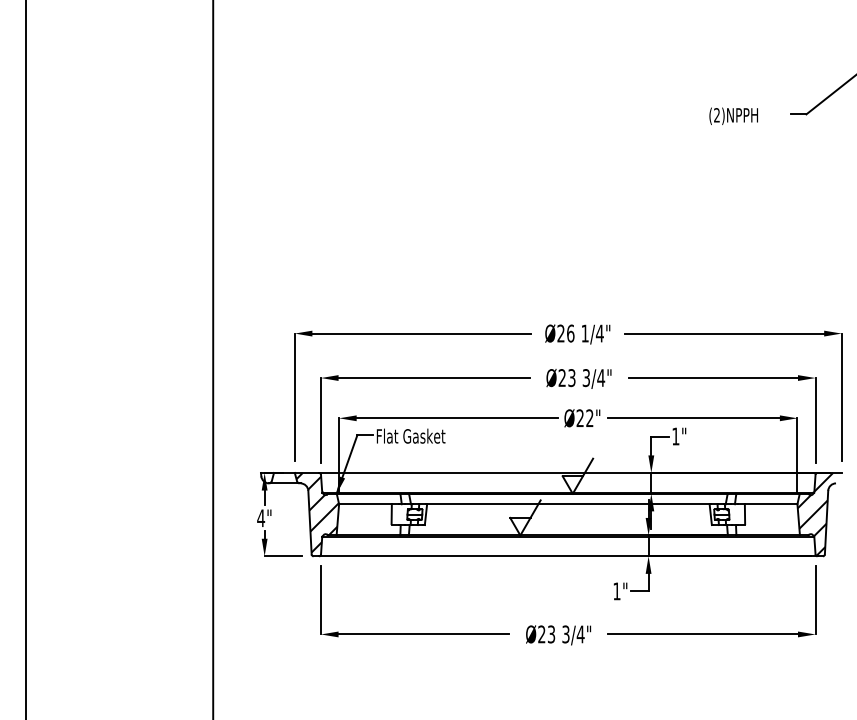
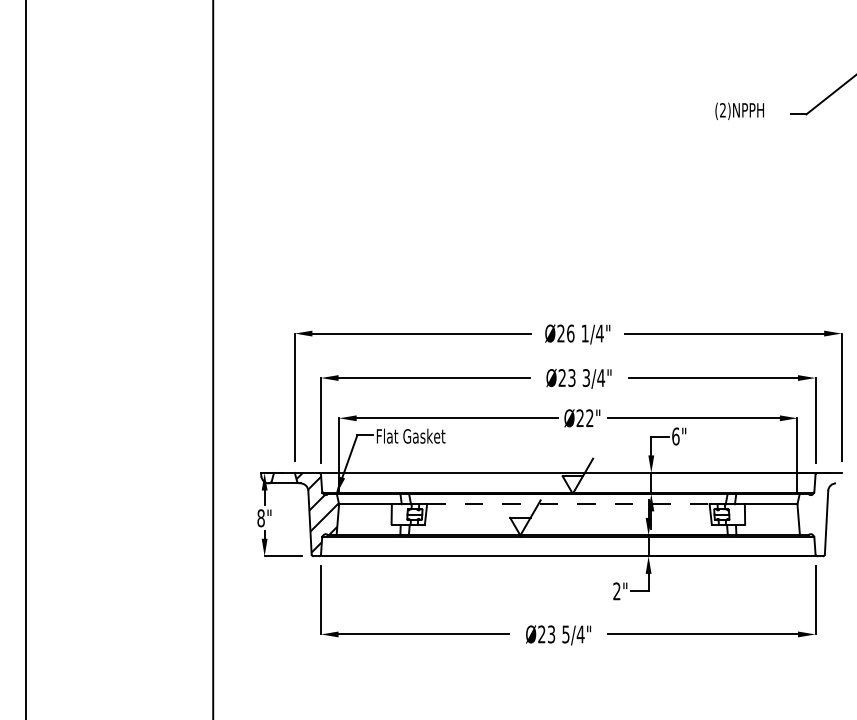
text position: (733, 115) -> (739, 110) (739, 110)
text: 1" -> 6" (675, 436)
line: solid -> dashed (568, 504)
hatch: present -> none (815, 513)
text: 4" -> 8" (261, 518)
text: 1" -> 2" (616, 591)
text: 3/4" -> 5/4" (565, 633)
